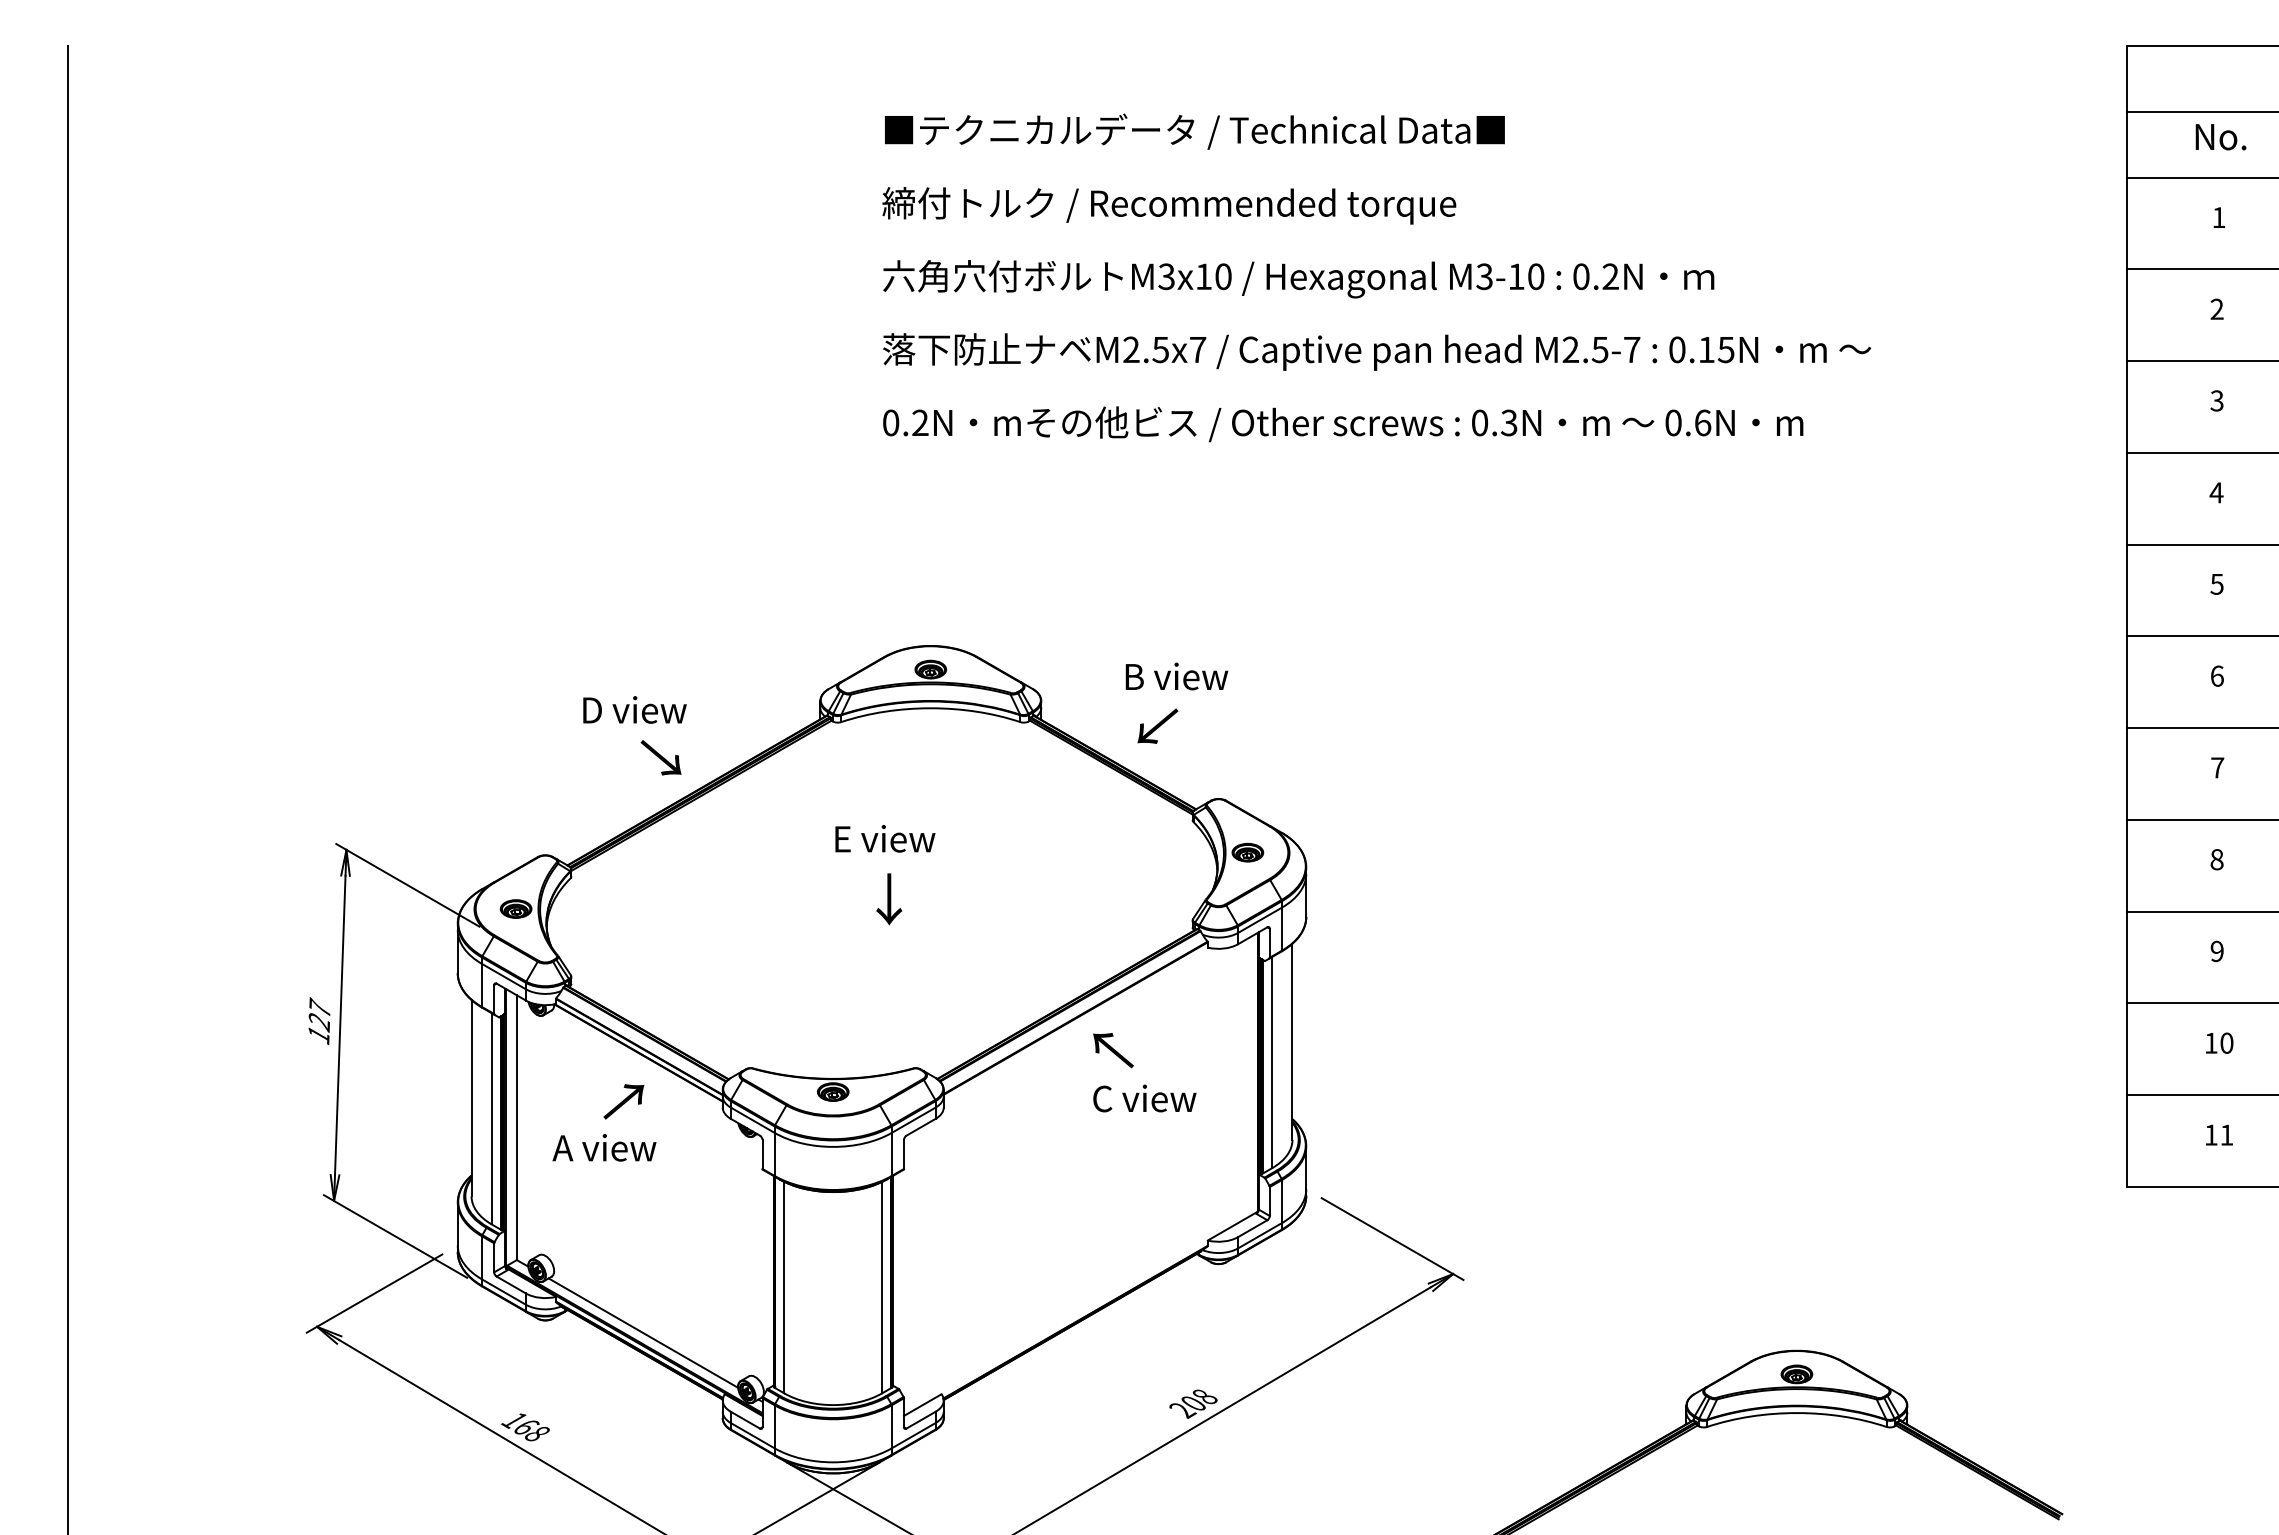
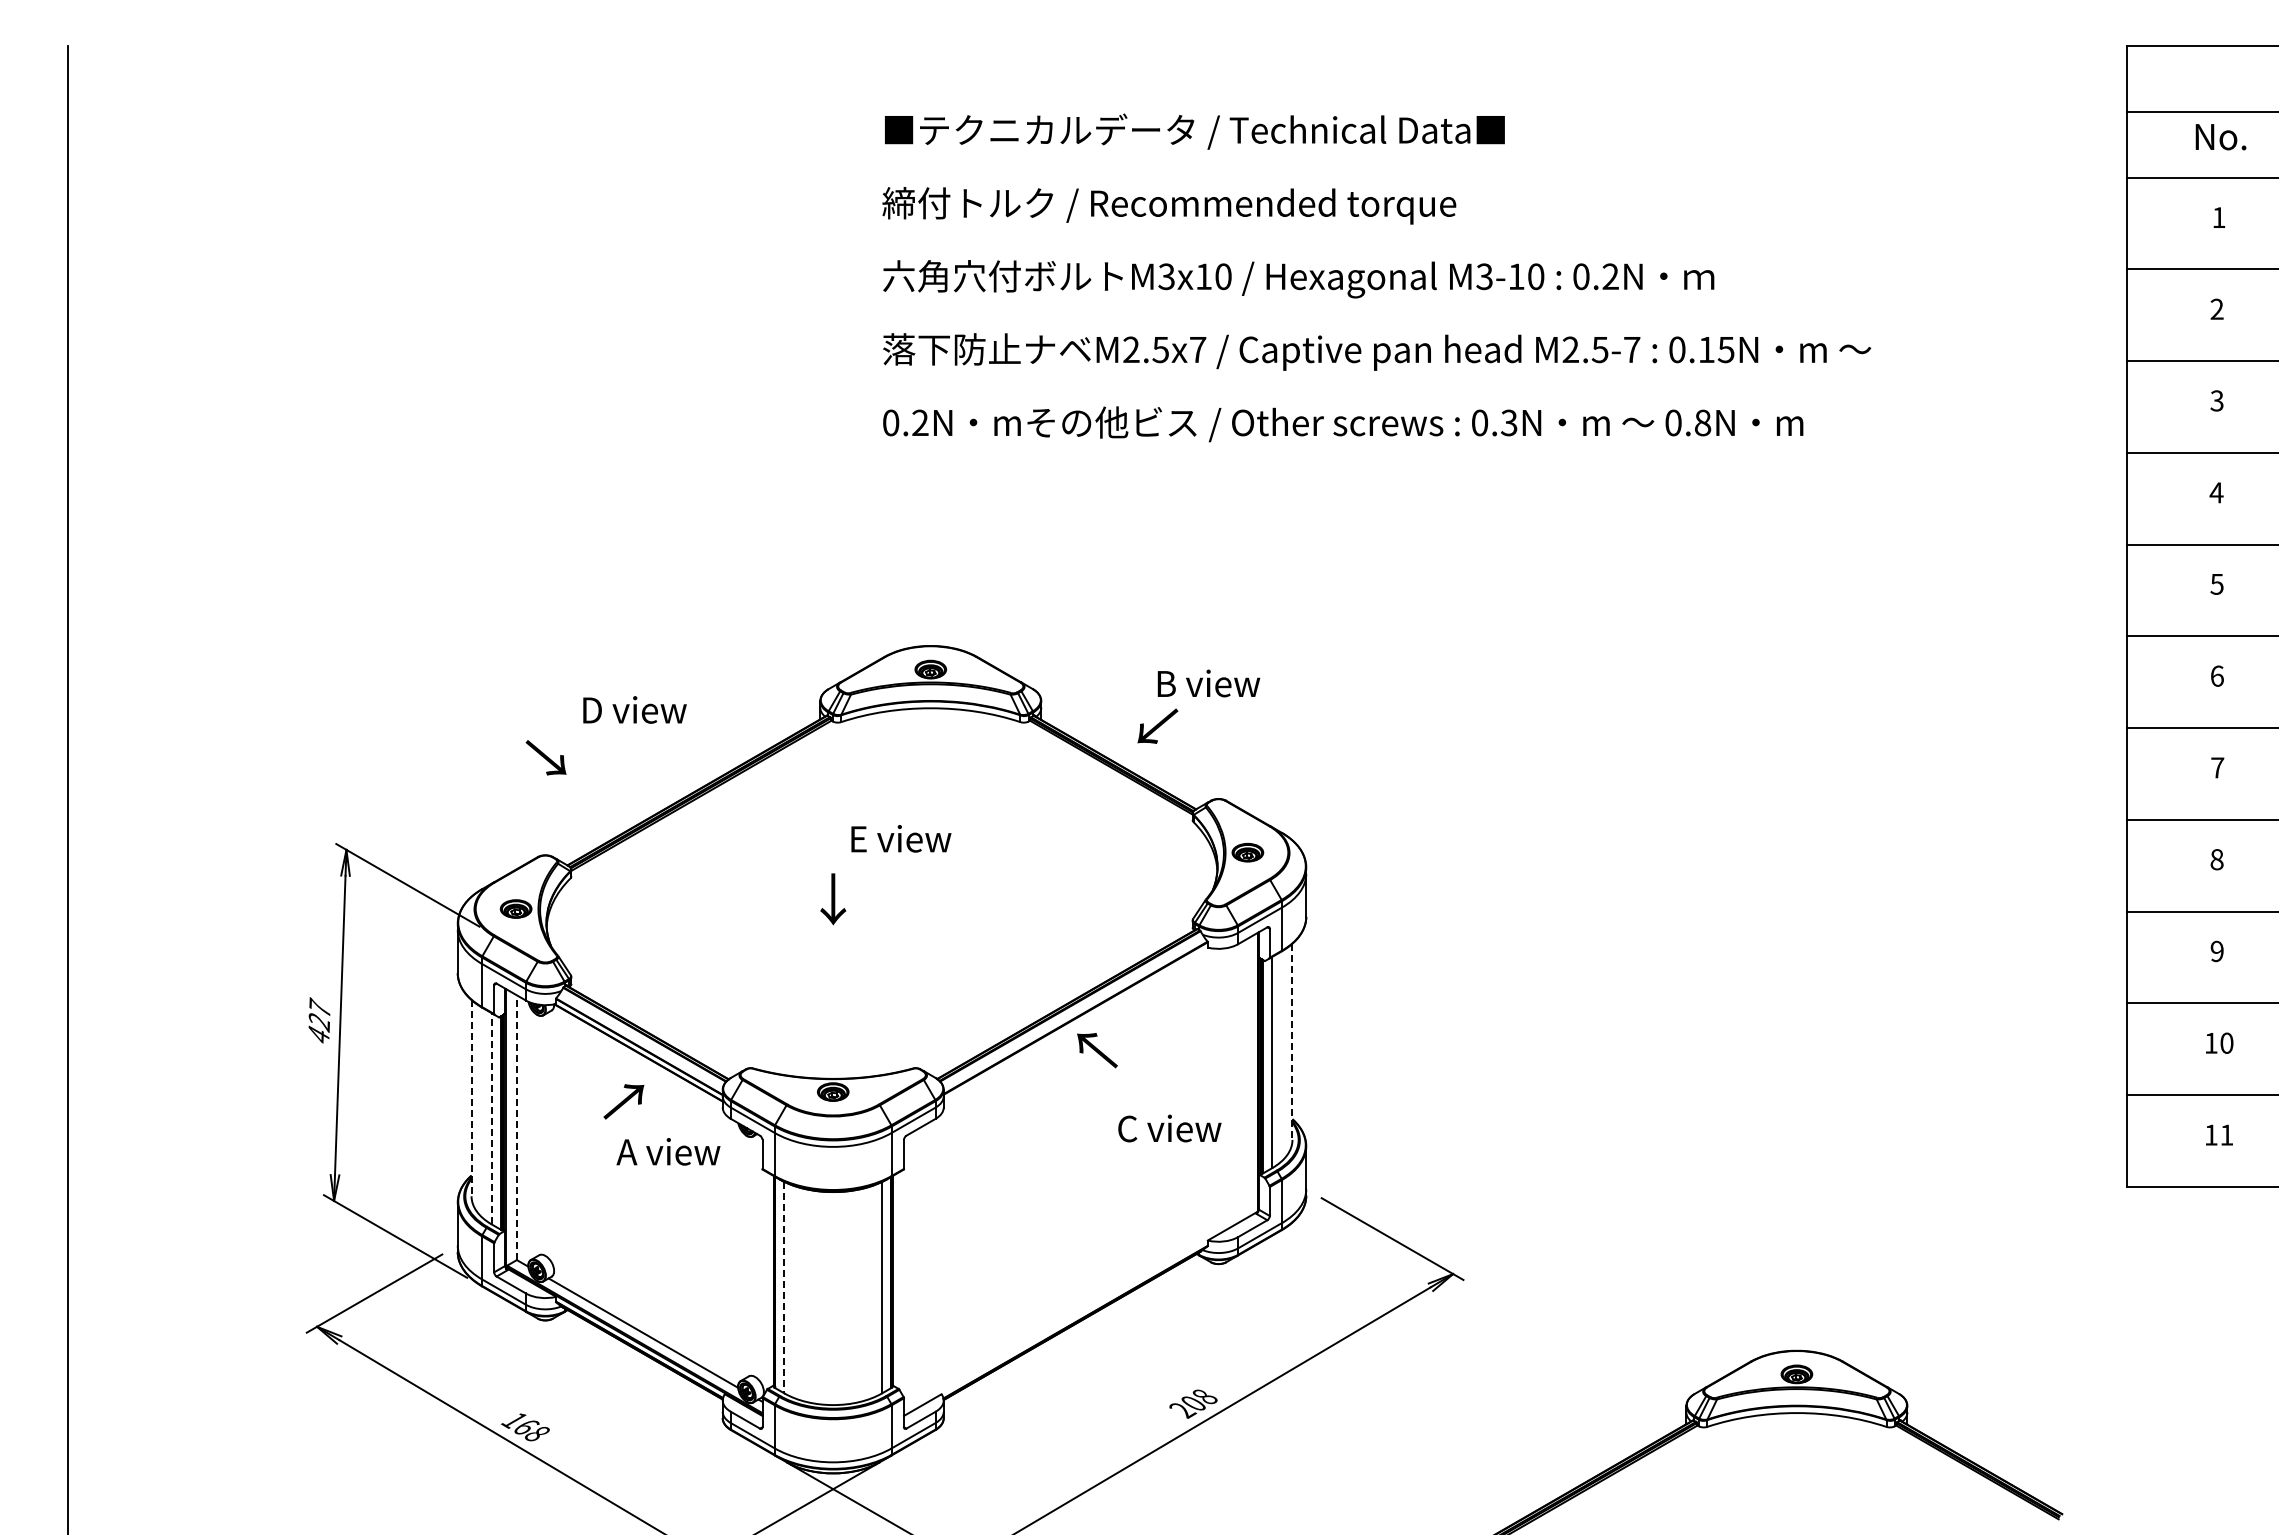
text: 0.6N -> 0.8N (1702, 422)
text position: (1176, 676) -> (1208, 683) (1208, 683)
text position: (660, 757) -> (545, 757) (545, 757)
text position: (885, 838) -> (901, 838) (901, 838)
text position: (889, 899) -> (833, 899) (833, 899)
text: 127 -> 427 (318, 1035)
line: solid -> dashed (1292, 1042)
text position: (1113, 1050) -> (1097, 1050) (1097, 1050)
line: solid -> dashed (471, 1098)
text position: (1144, 1098) -> (1169, 1128) (1169, 1128)
line: solid -> dashed (491, 1118)
line: solid -> dashed (516, 1127)
text position: (604, 1147) -> (668, 1151) (668, 1151)
line: solid -> dashed (784, 1287)
